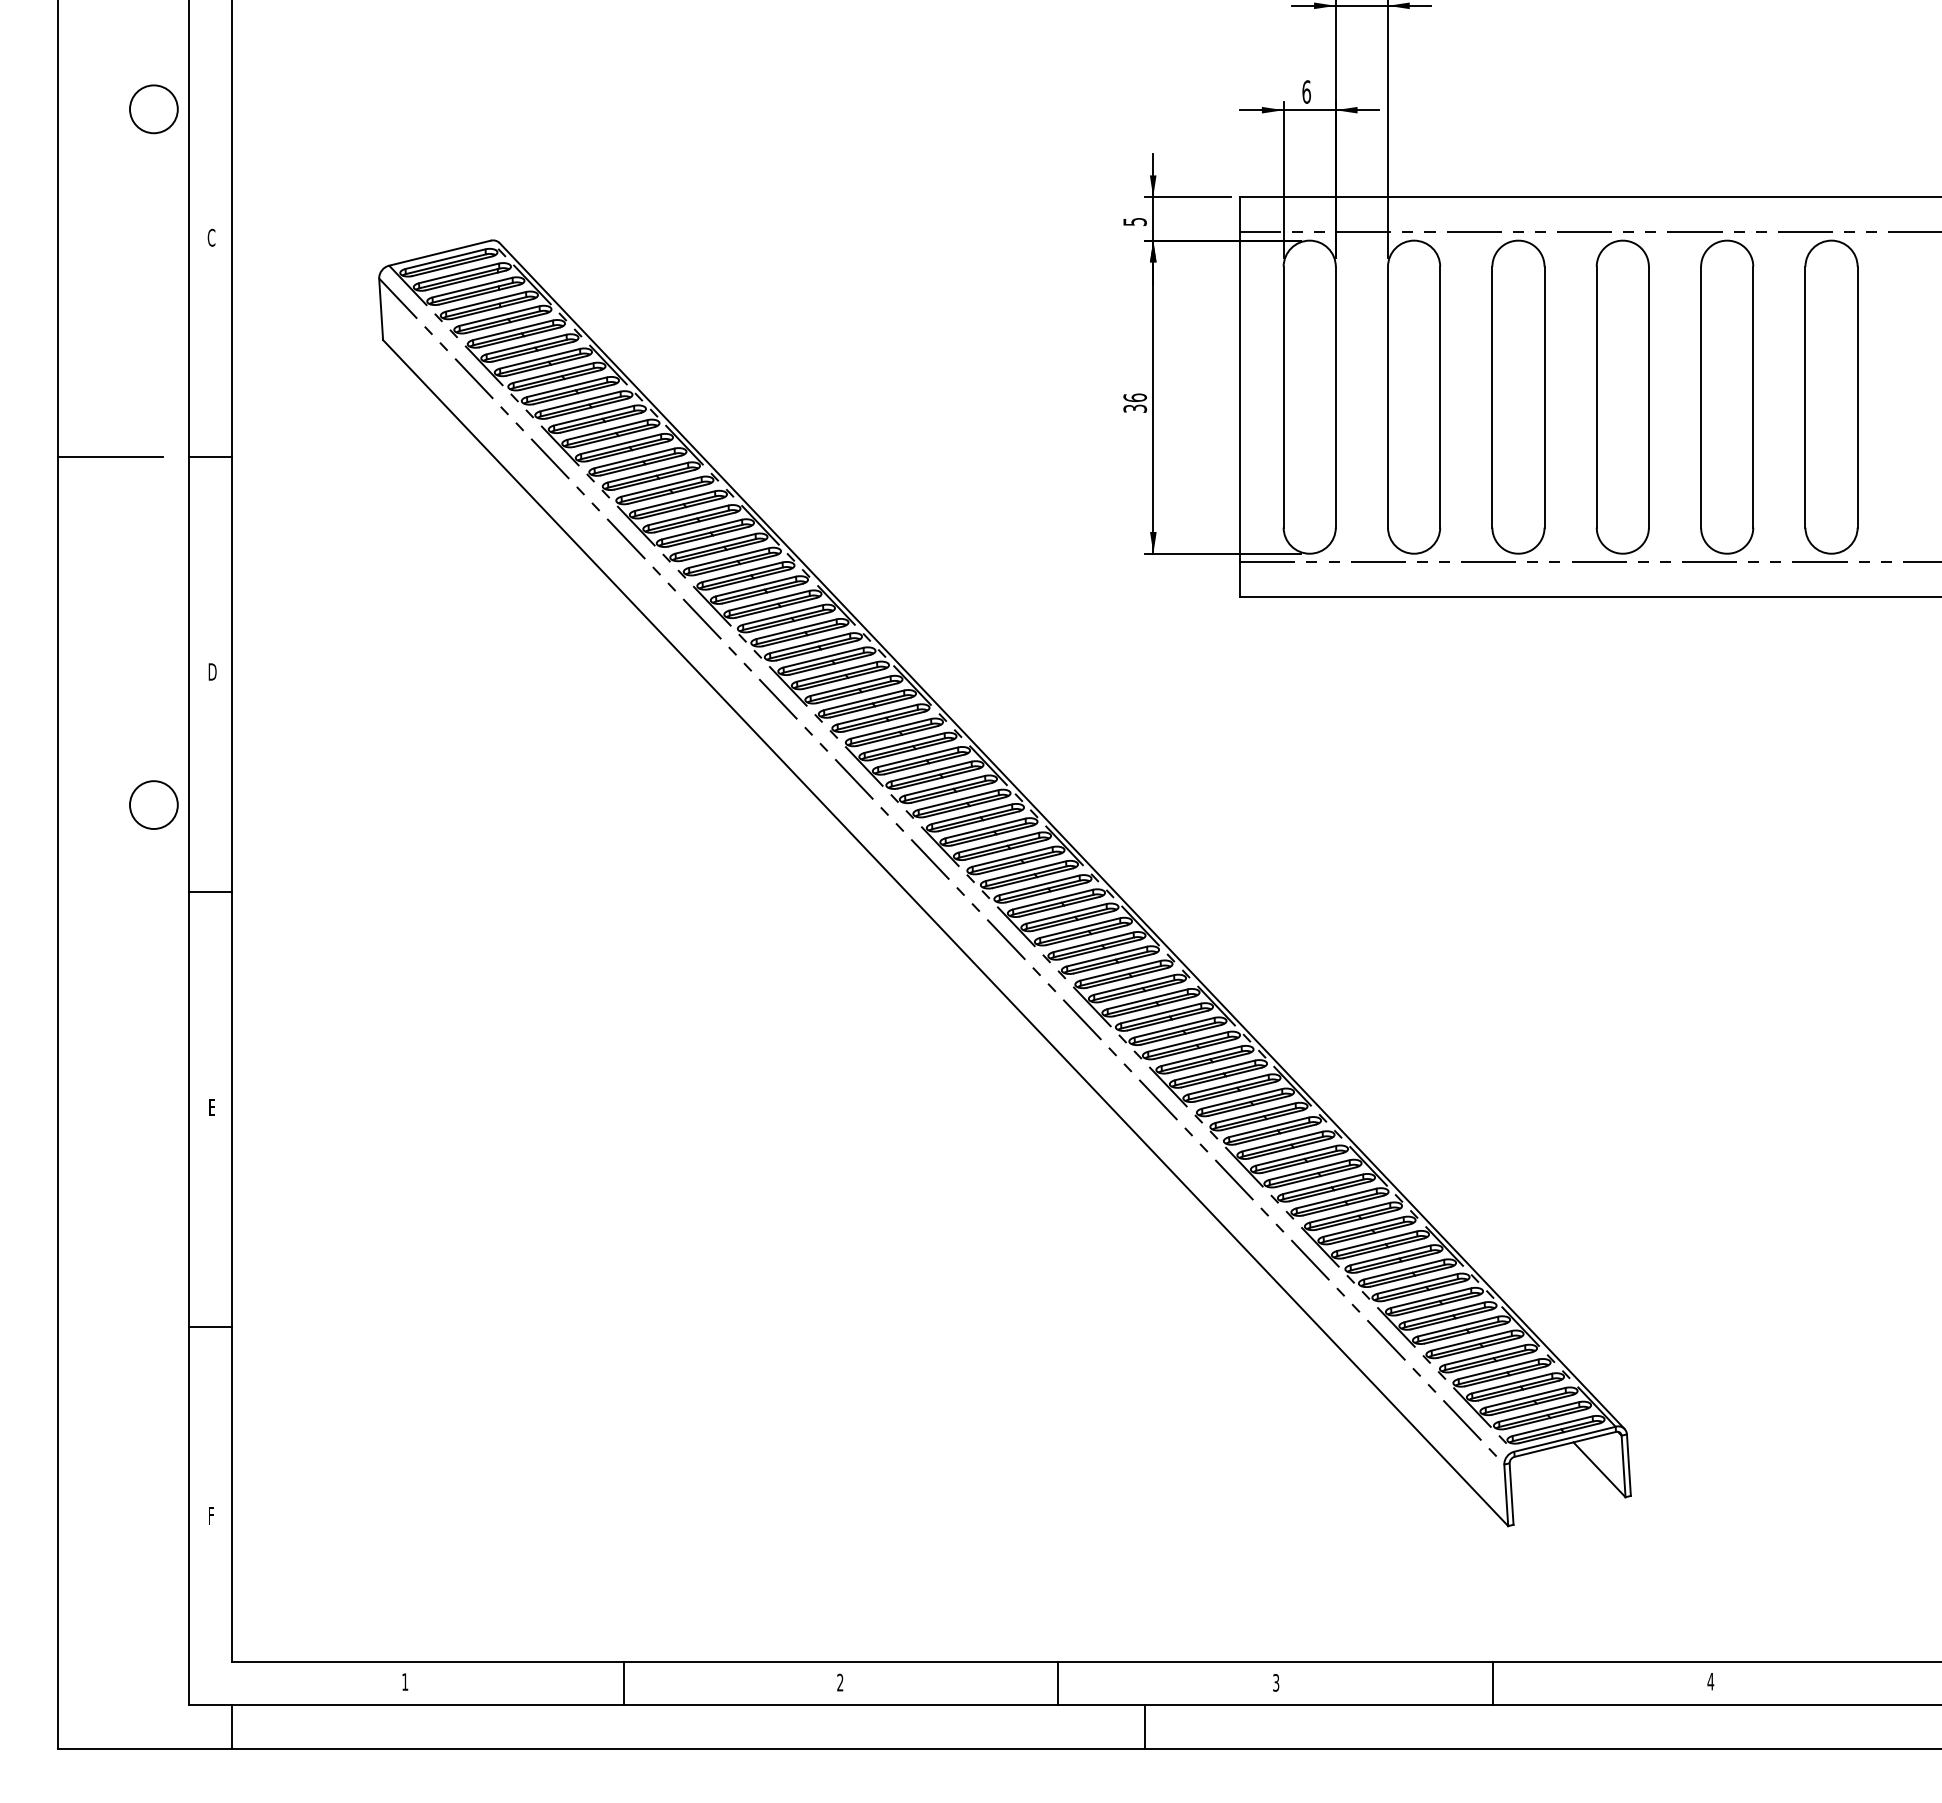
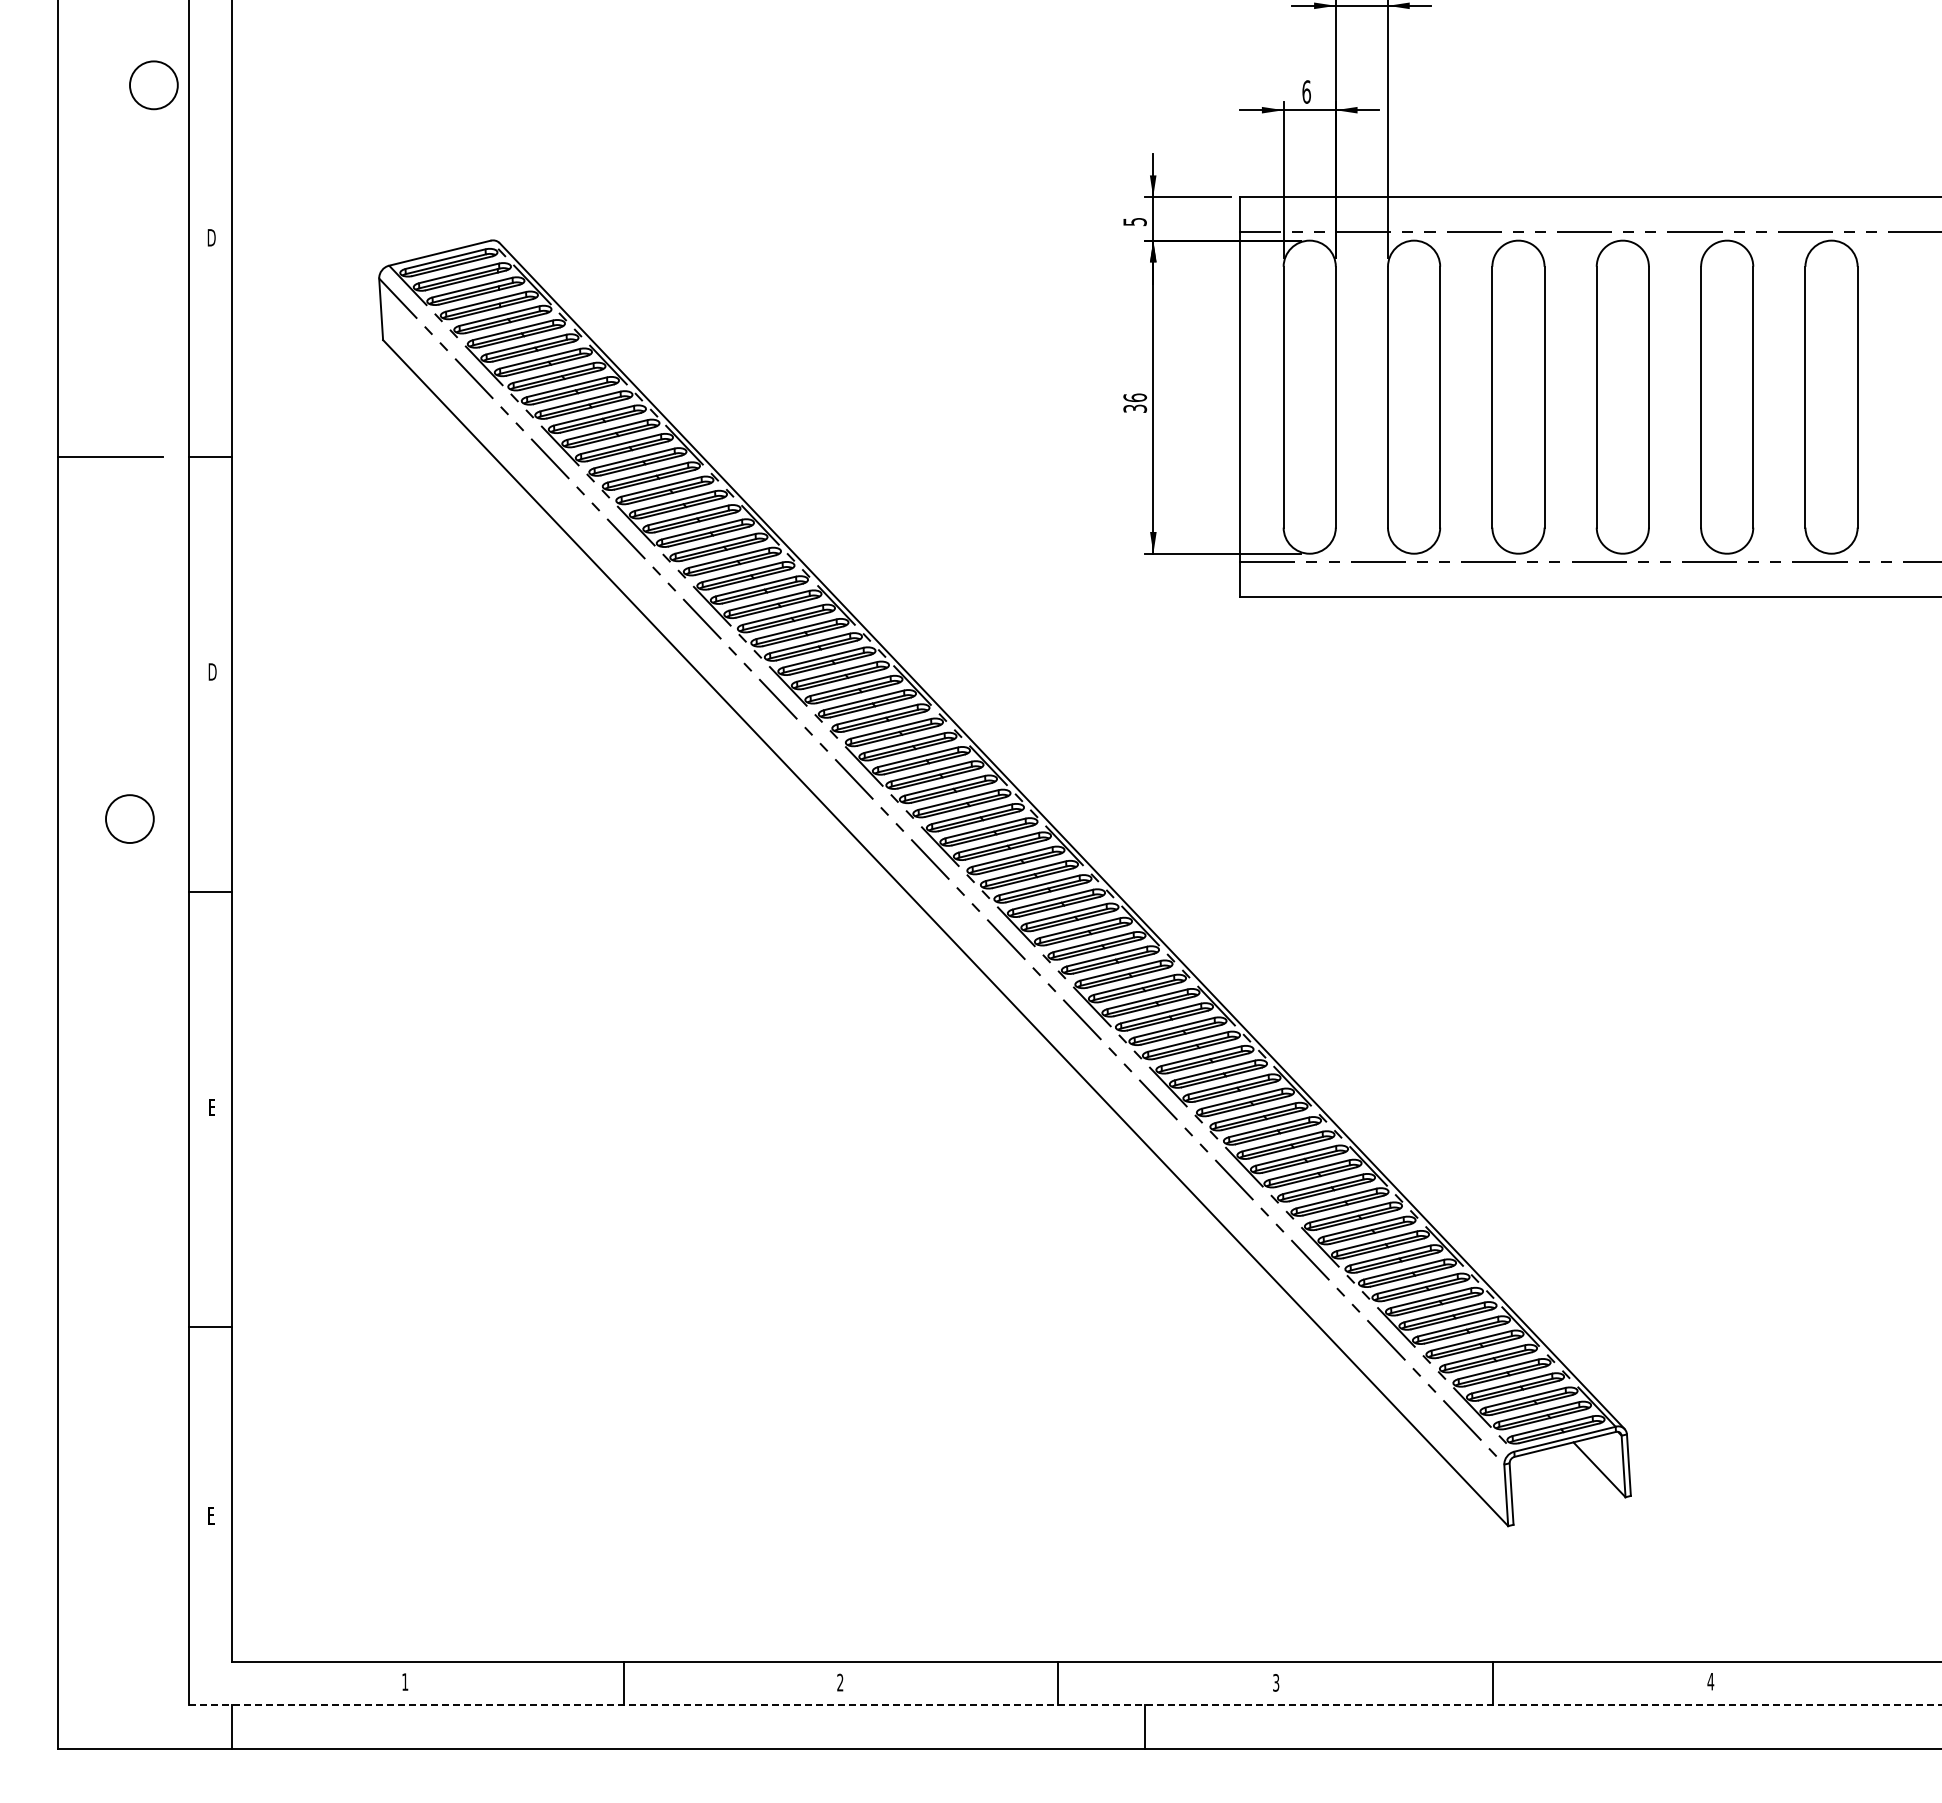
circle position: (153, 109) -> (153, 85) (153, 85)
text: C -> D (211, 237)
circle position: (153, 804) -> (129, 818) (129, 818)
text: F -> E (211, 1515)
line: solid -> dashed (1065, 1705)
